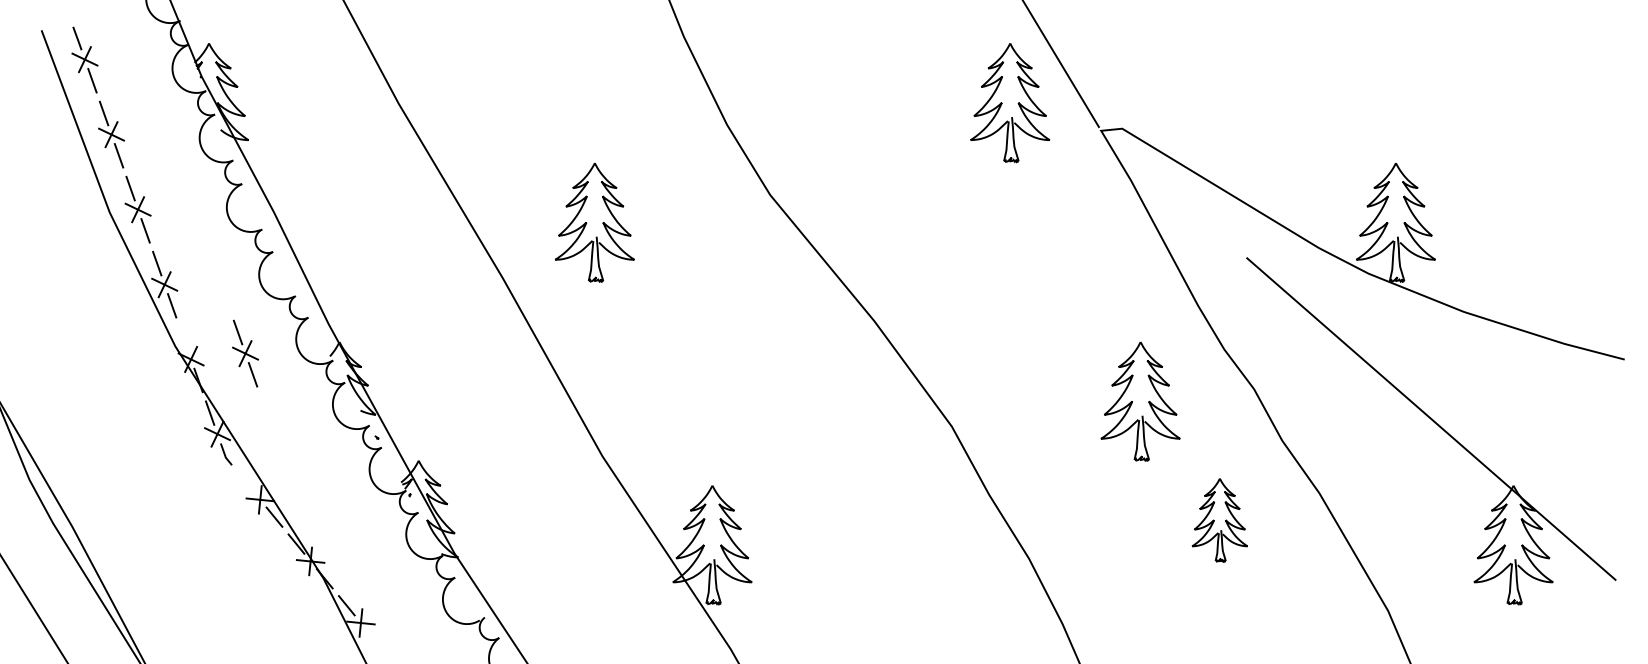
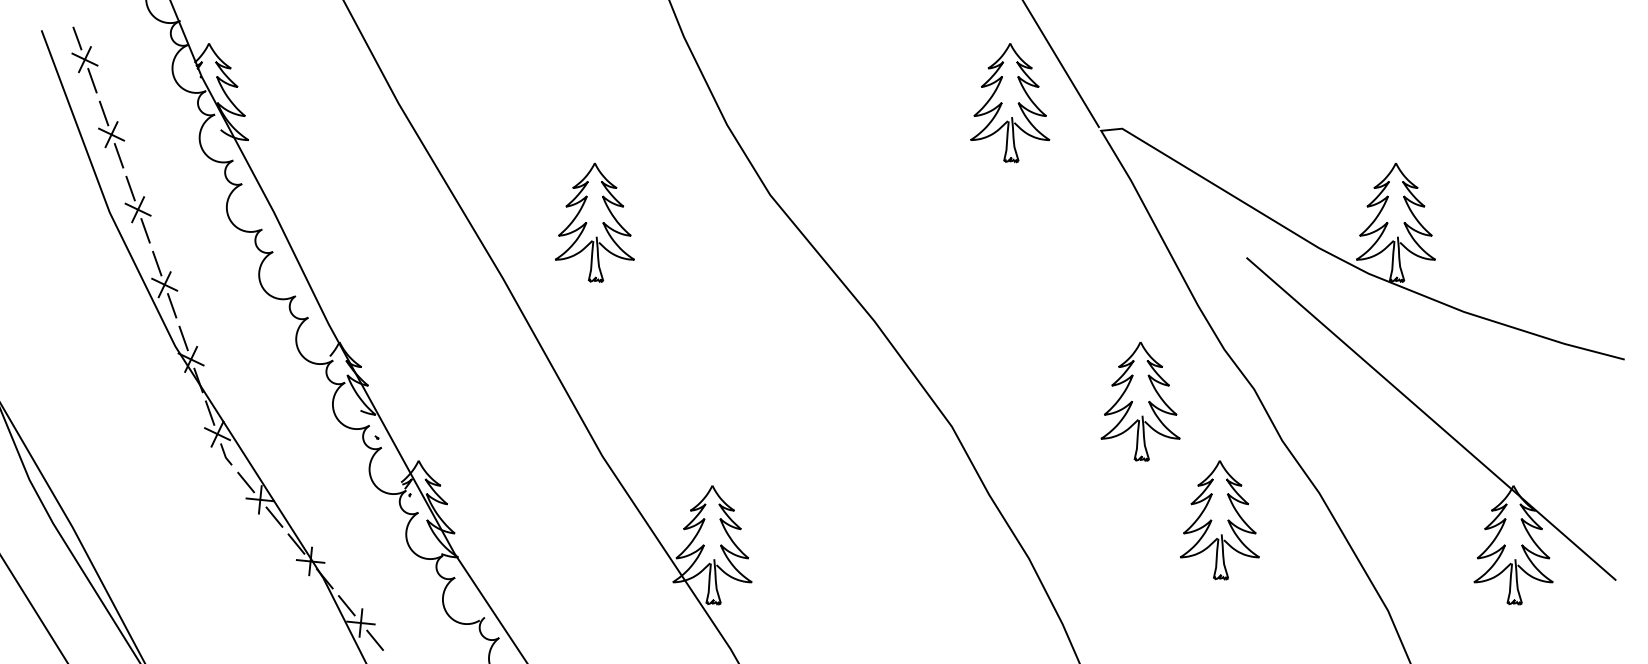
line: none -> present (183, 338)
part: present -> none (245, 353)
line: none -> present (246, 482)
part size: 57x85 px -> 80x121 px (1219, 520)
line: none -> present (374, 639)
